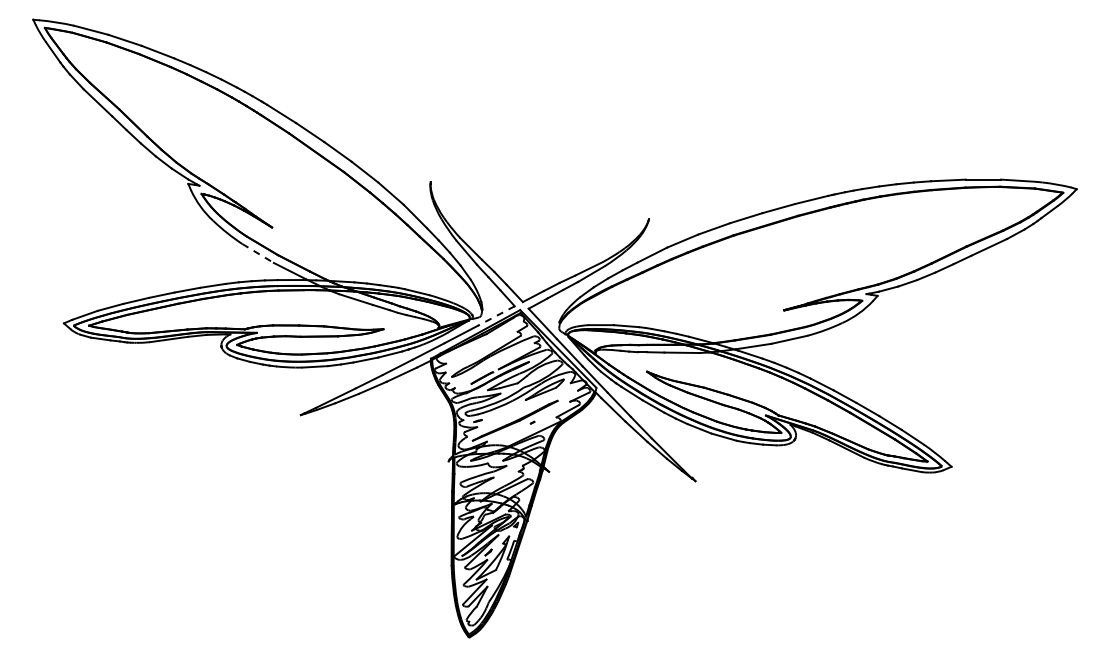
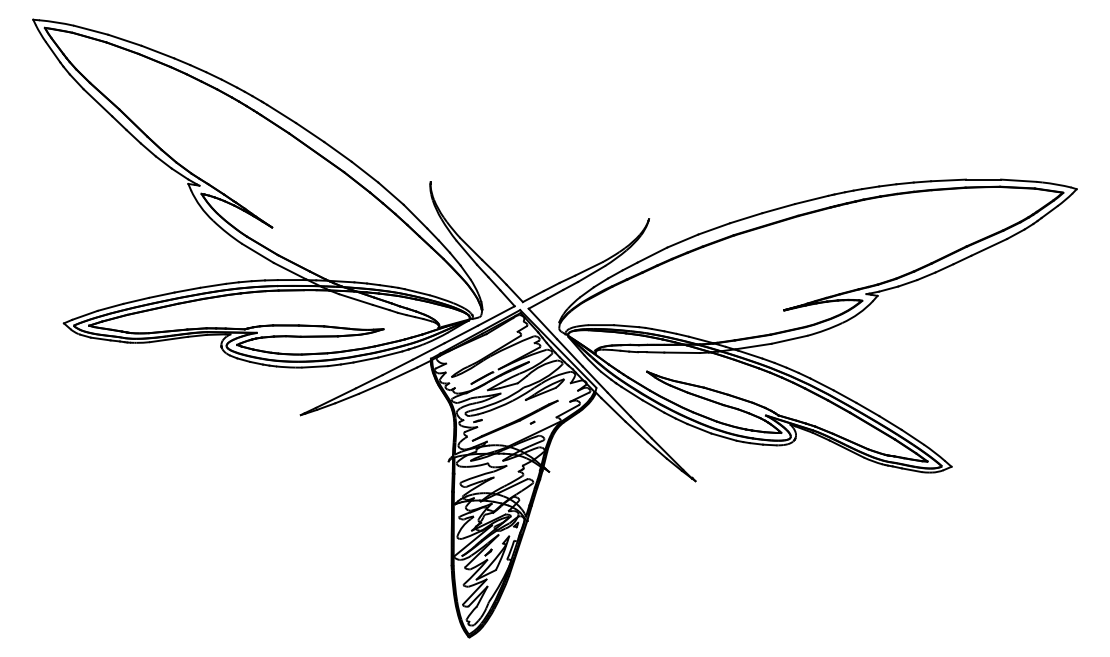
line: dashed -> solid (258, 253)
line: dashed -> solid (496, 316)
